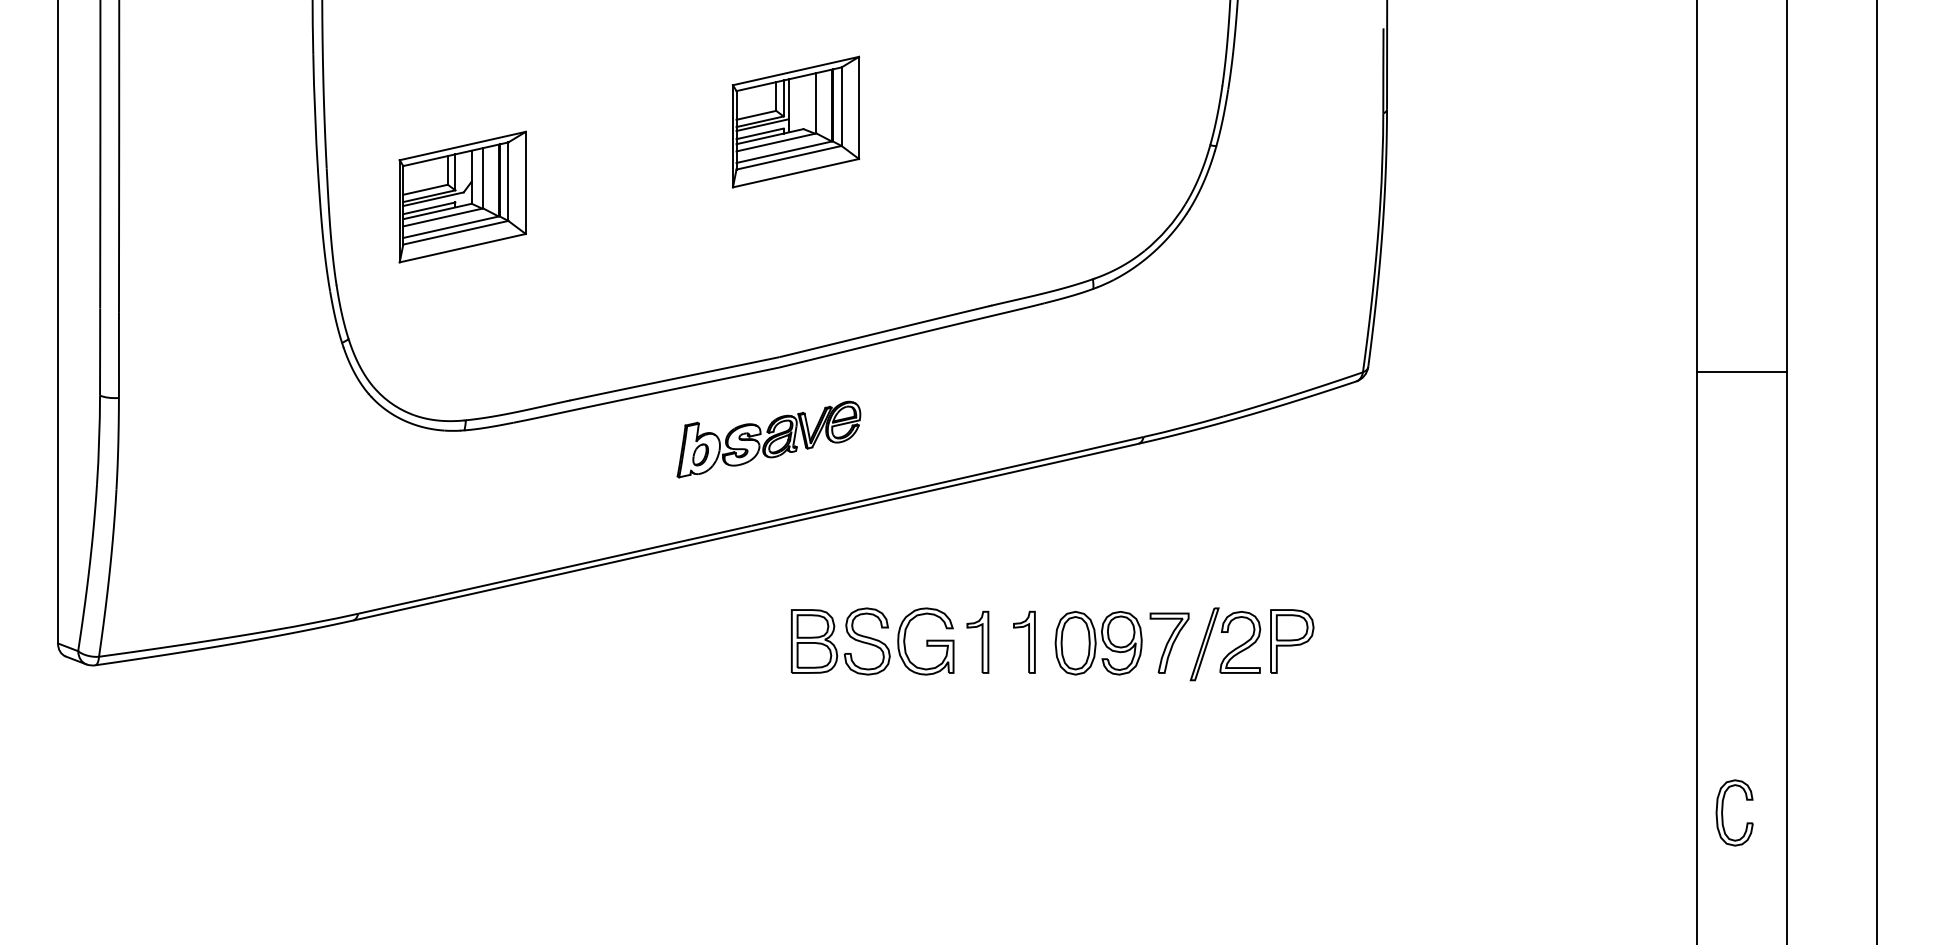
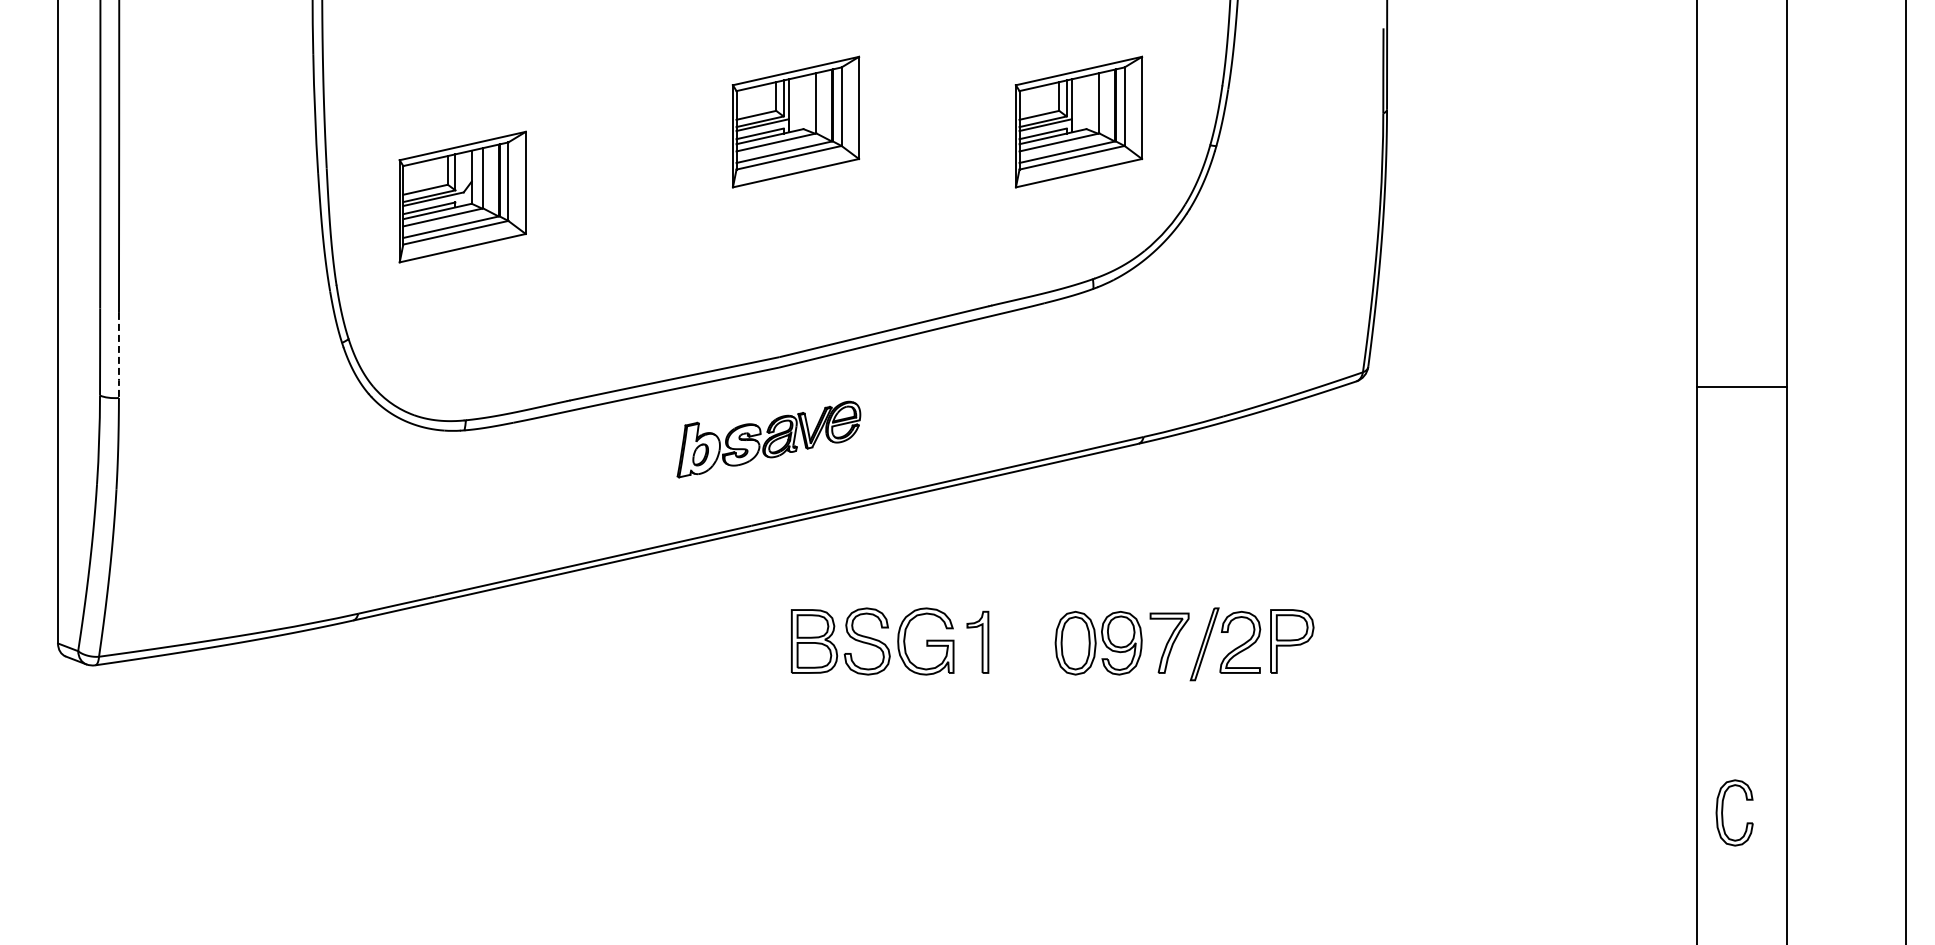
part: none -> present (1078, 121)
line: solid -> dashed (118, 355)
line position: (1742, 372) -> (1742, 387) (1742, 387)
line position: (1876, 471) -> (1905, 471) (1905, 471)
part: present -> none (1024, 641)
